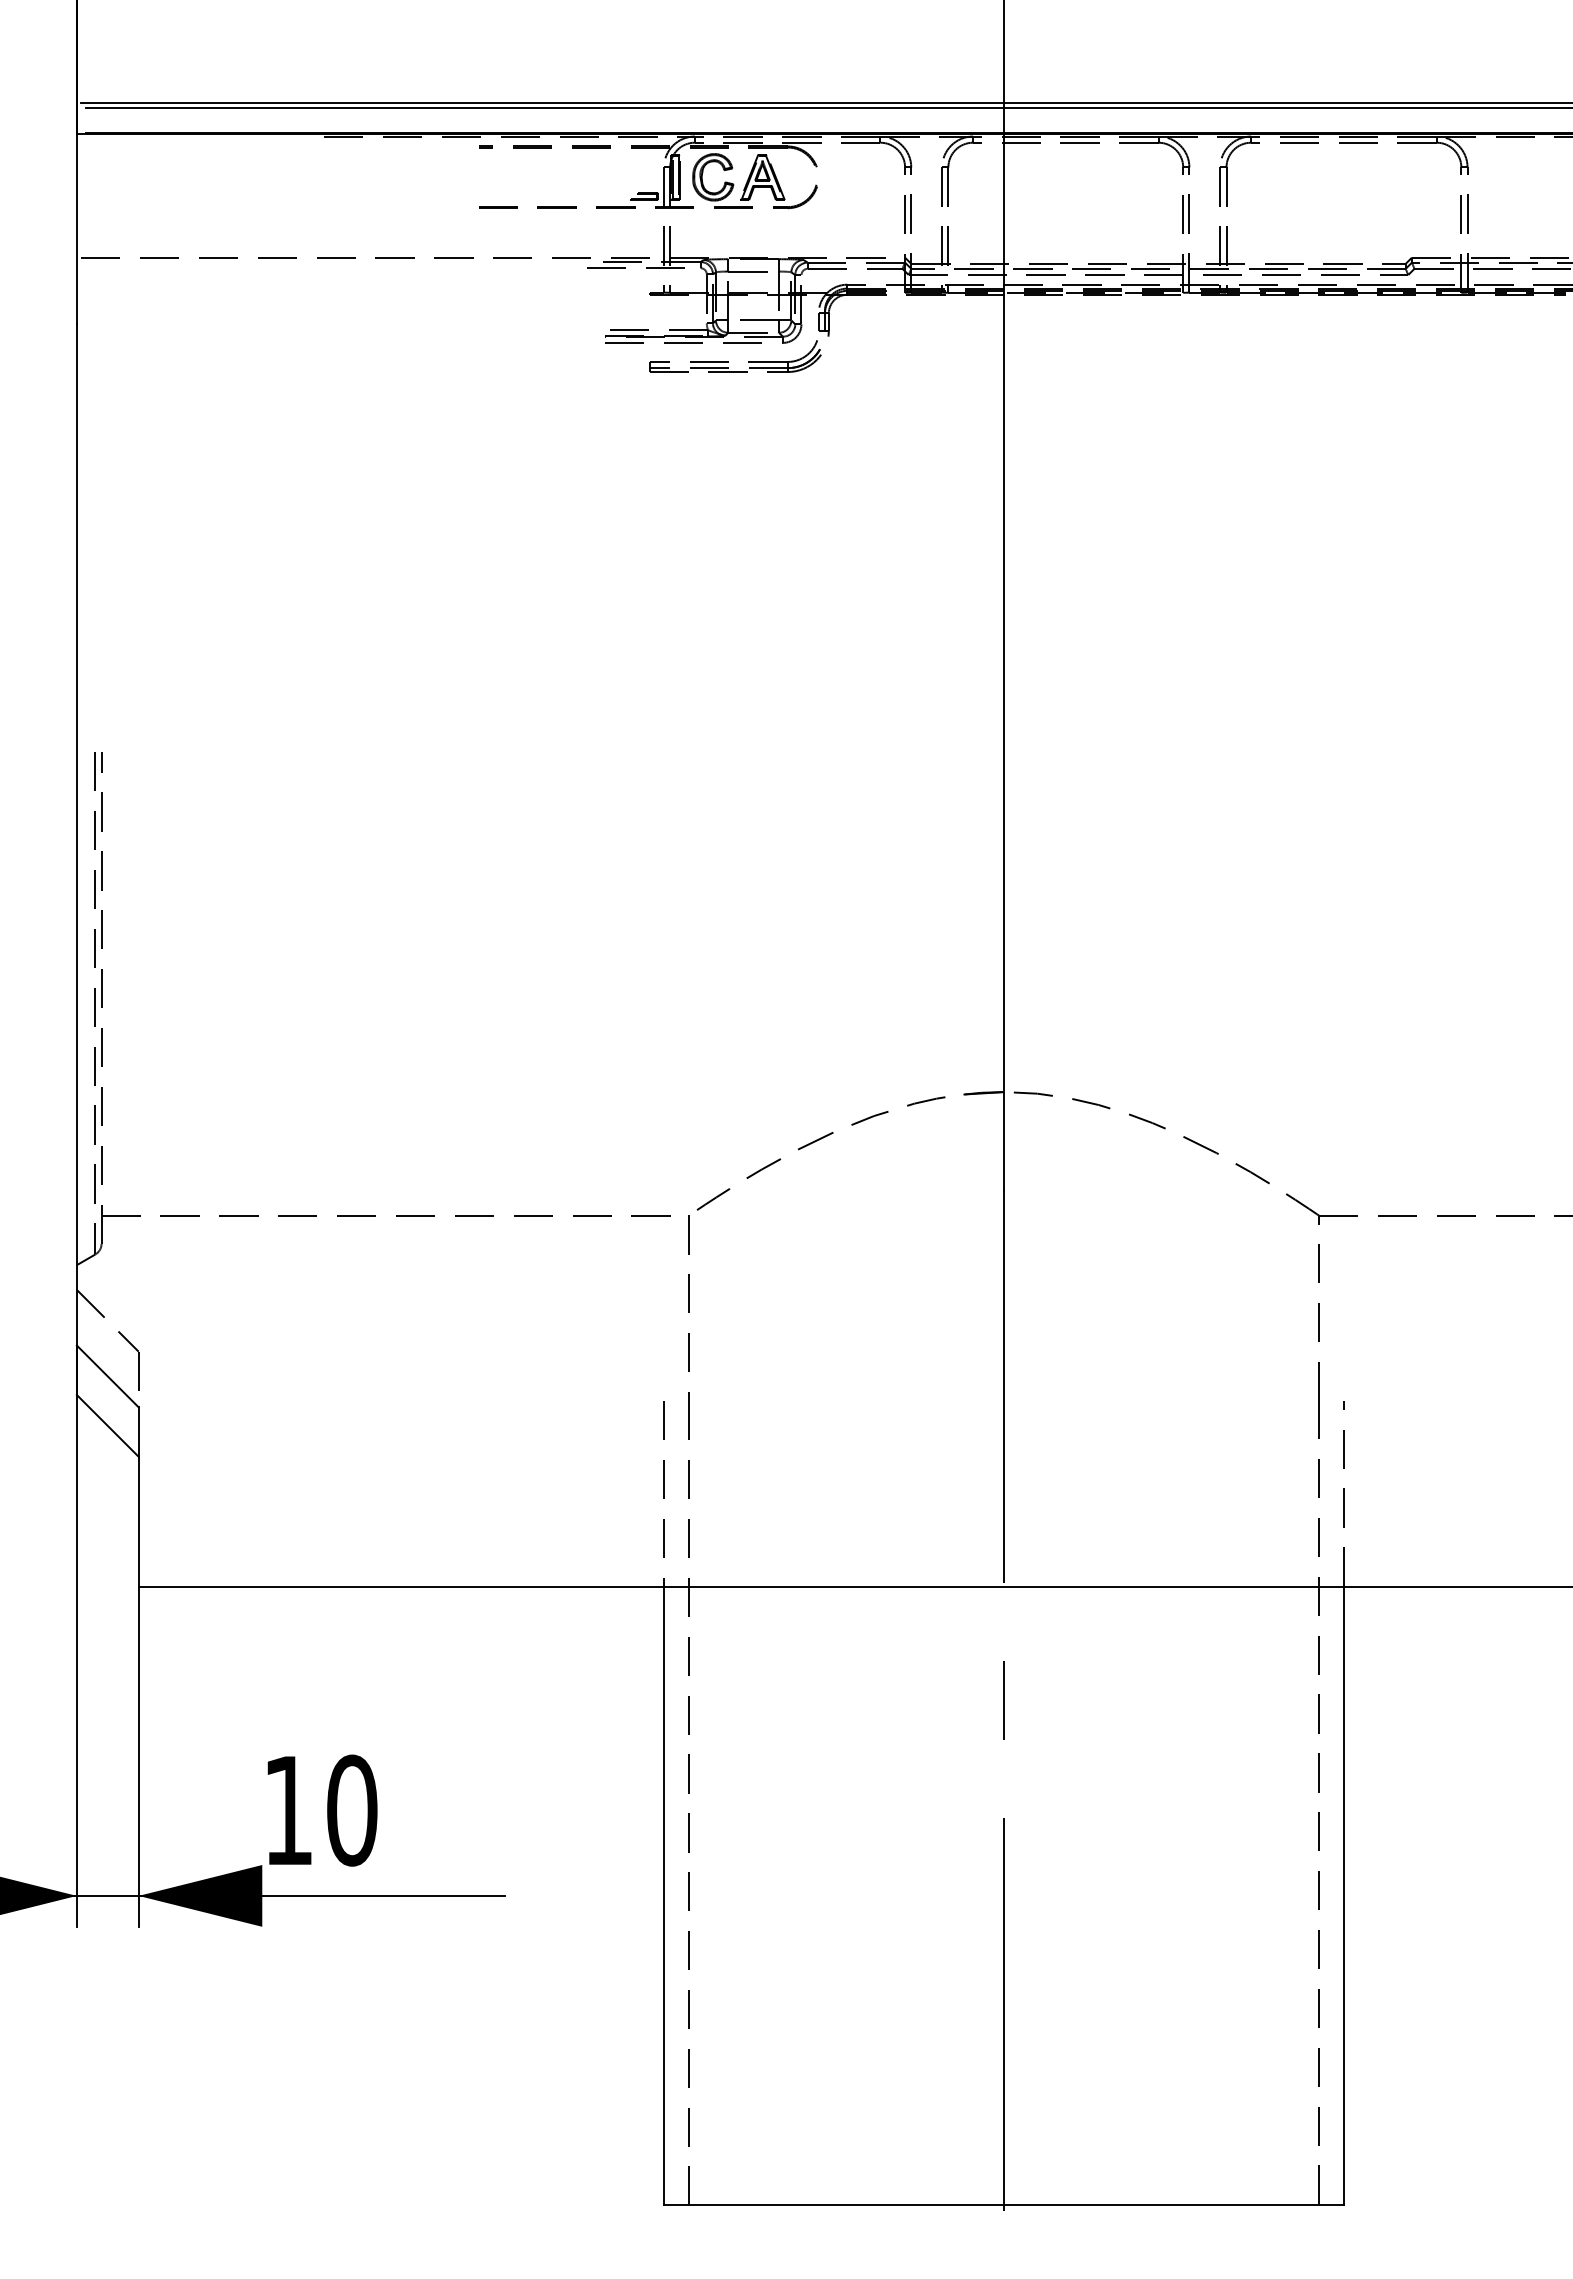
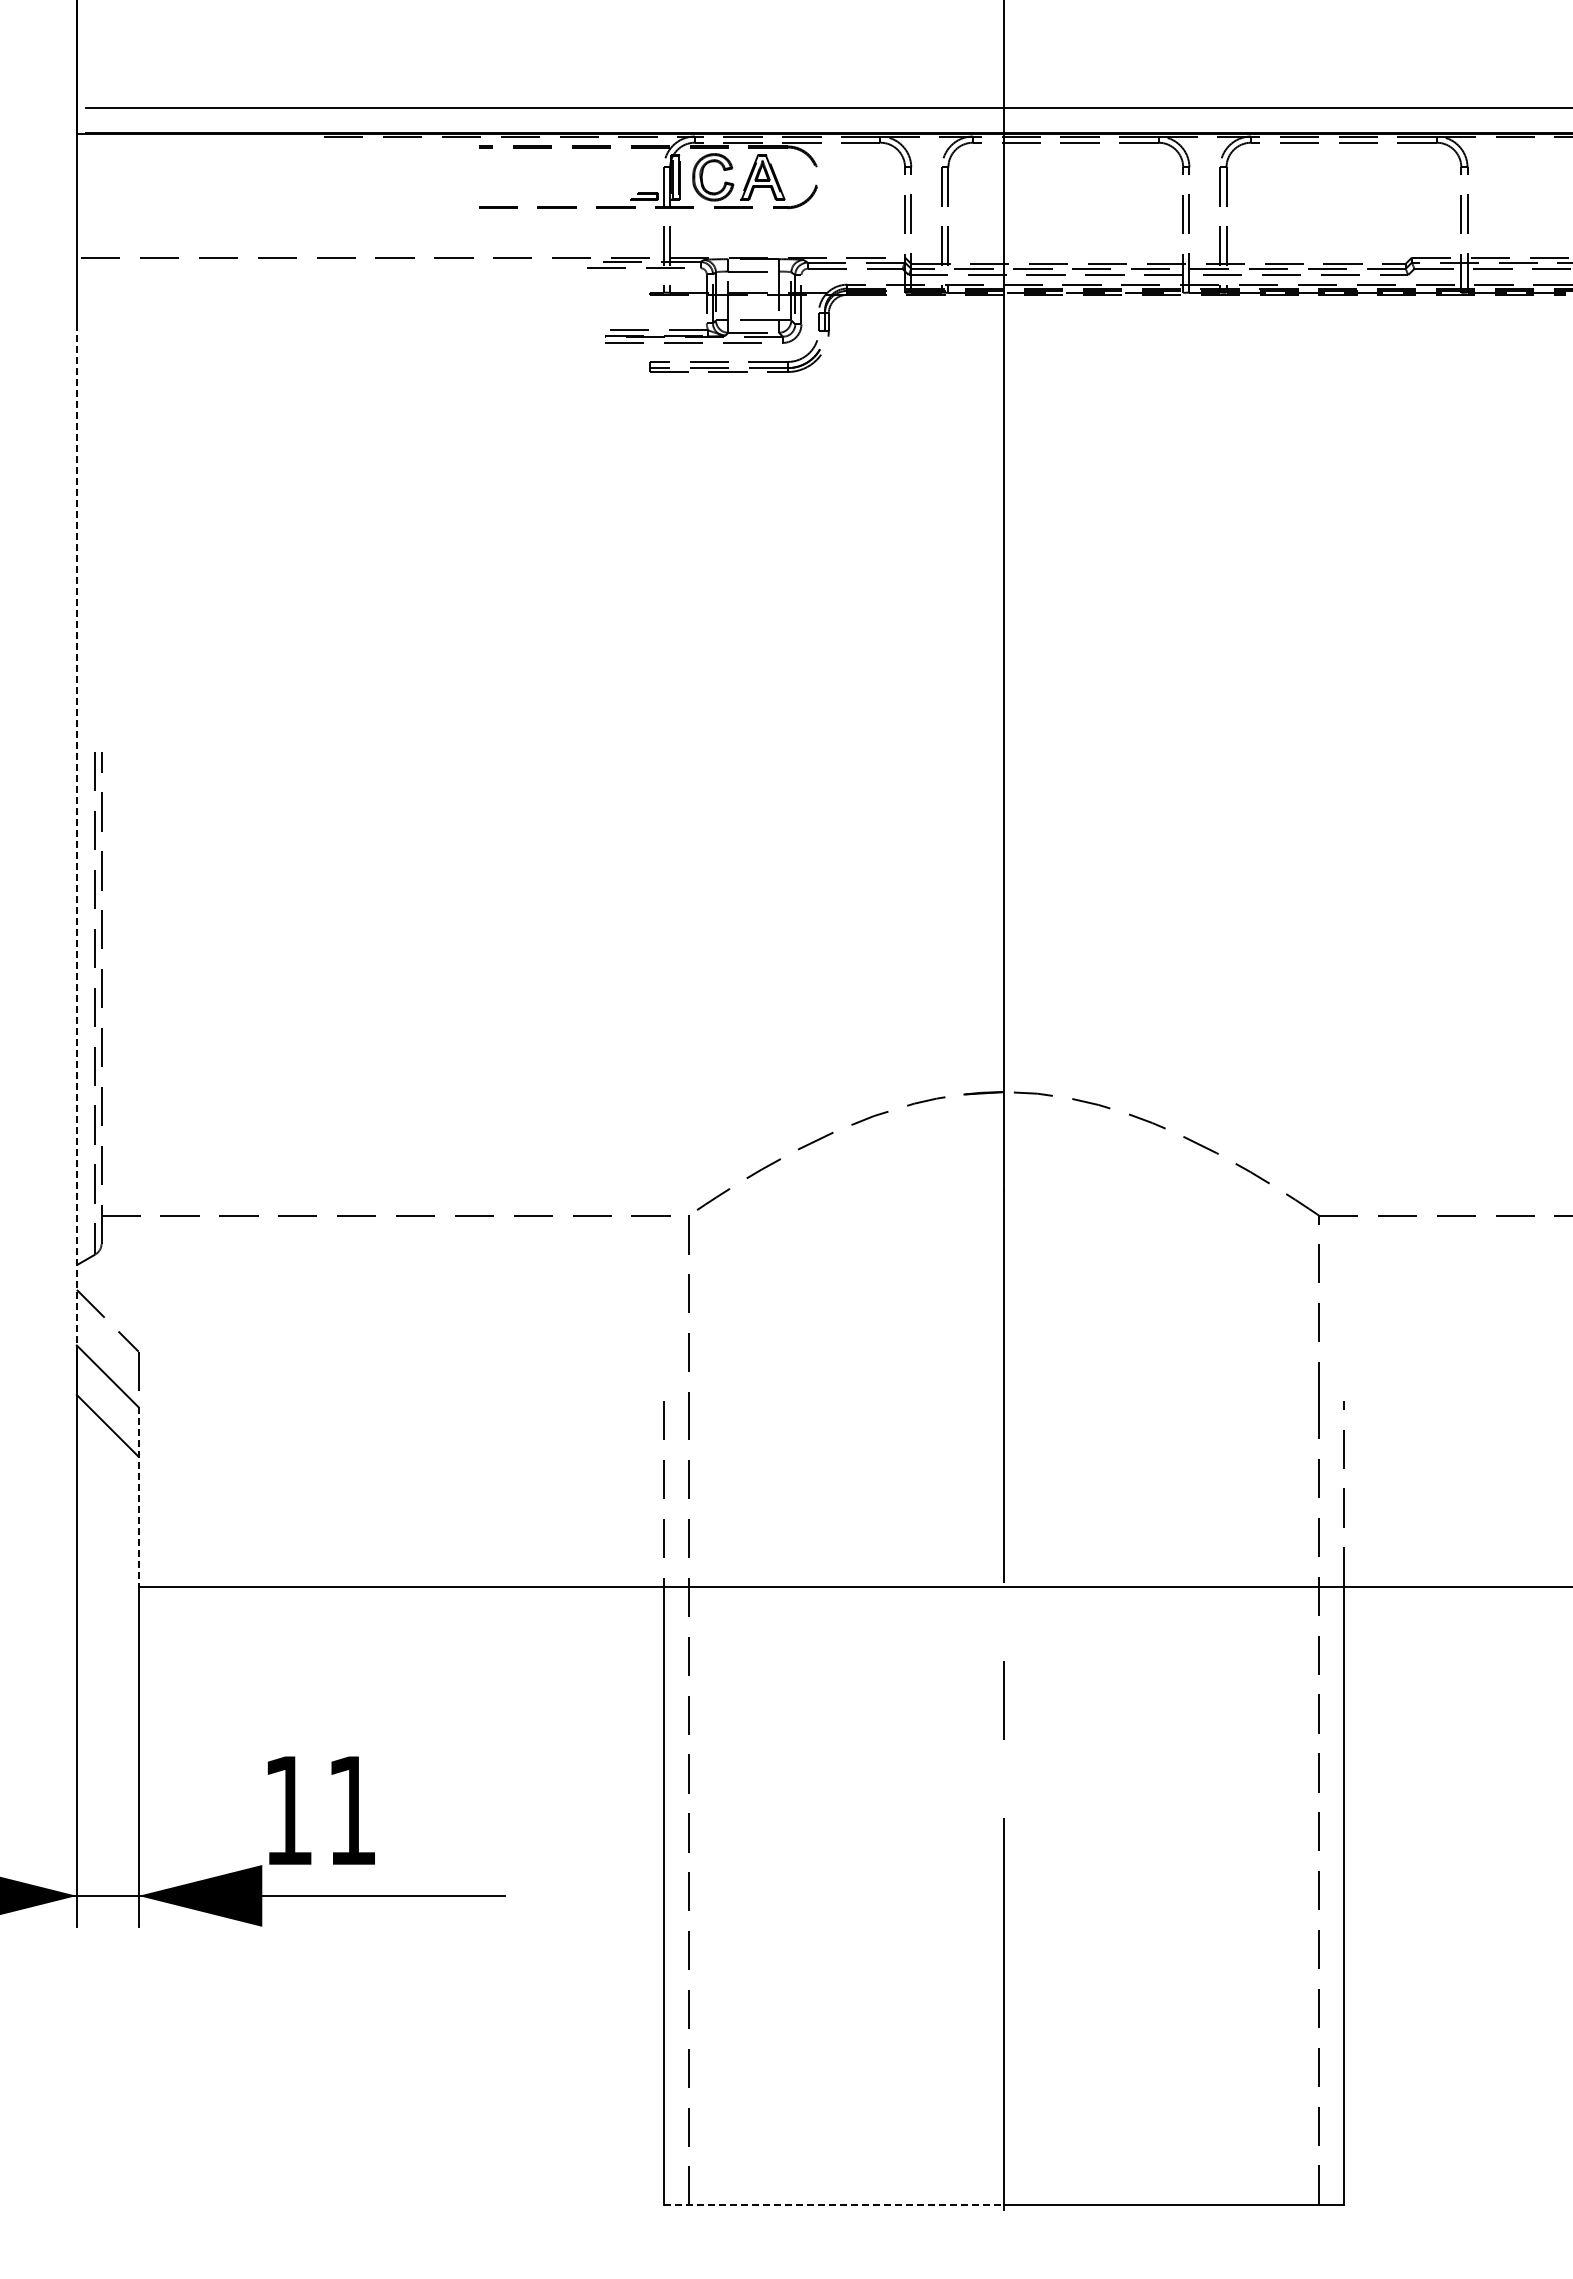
line: present -> none (825, 103)
line: solid -> dashed (76, 834)
line: solid -> dashed (138, 1496)
text: 10 -> 11 (352, 1810)
line: solid -> dashed (834, 2204)
